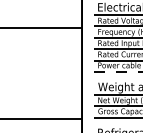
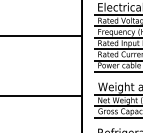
line position: (42, 28) -> (42, 36) (42, 36)
line: dashed -> solid (118, 72)
line position: (42, 118) -> (42, 95) (42, 95)
